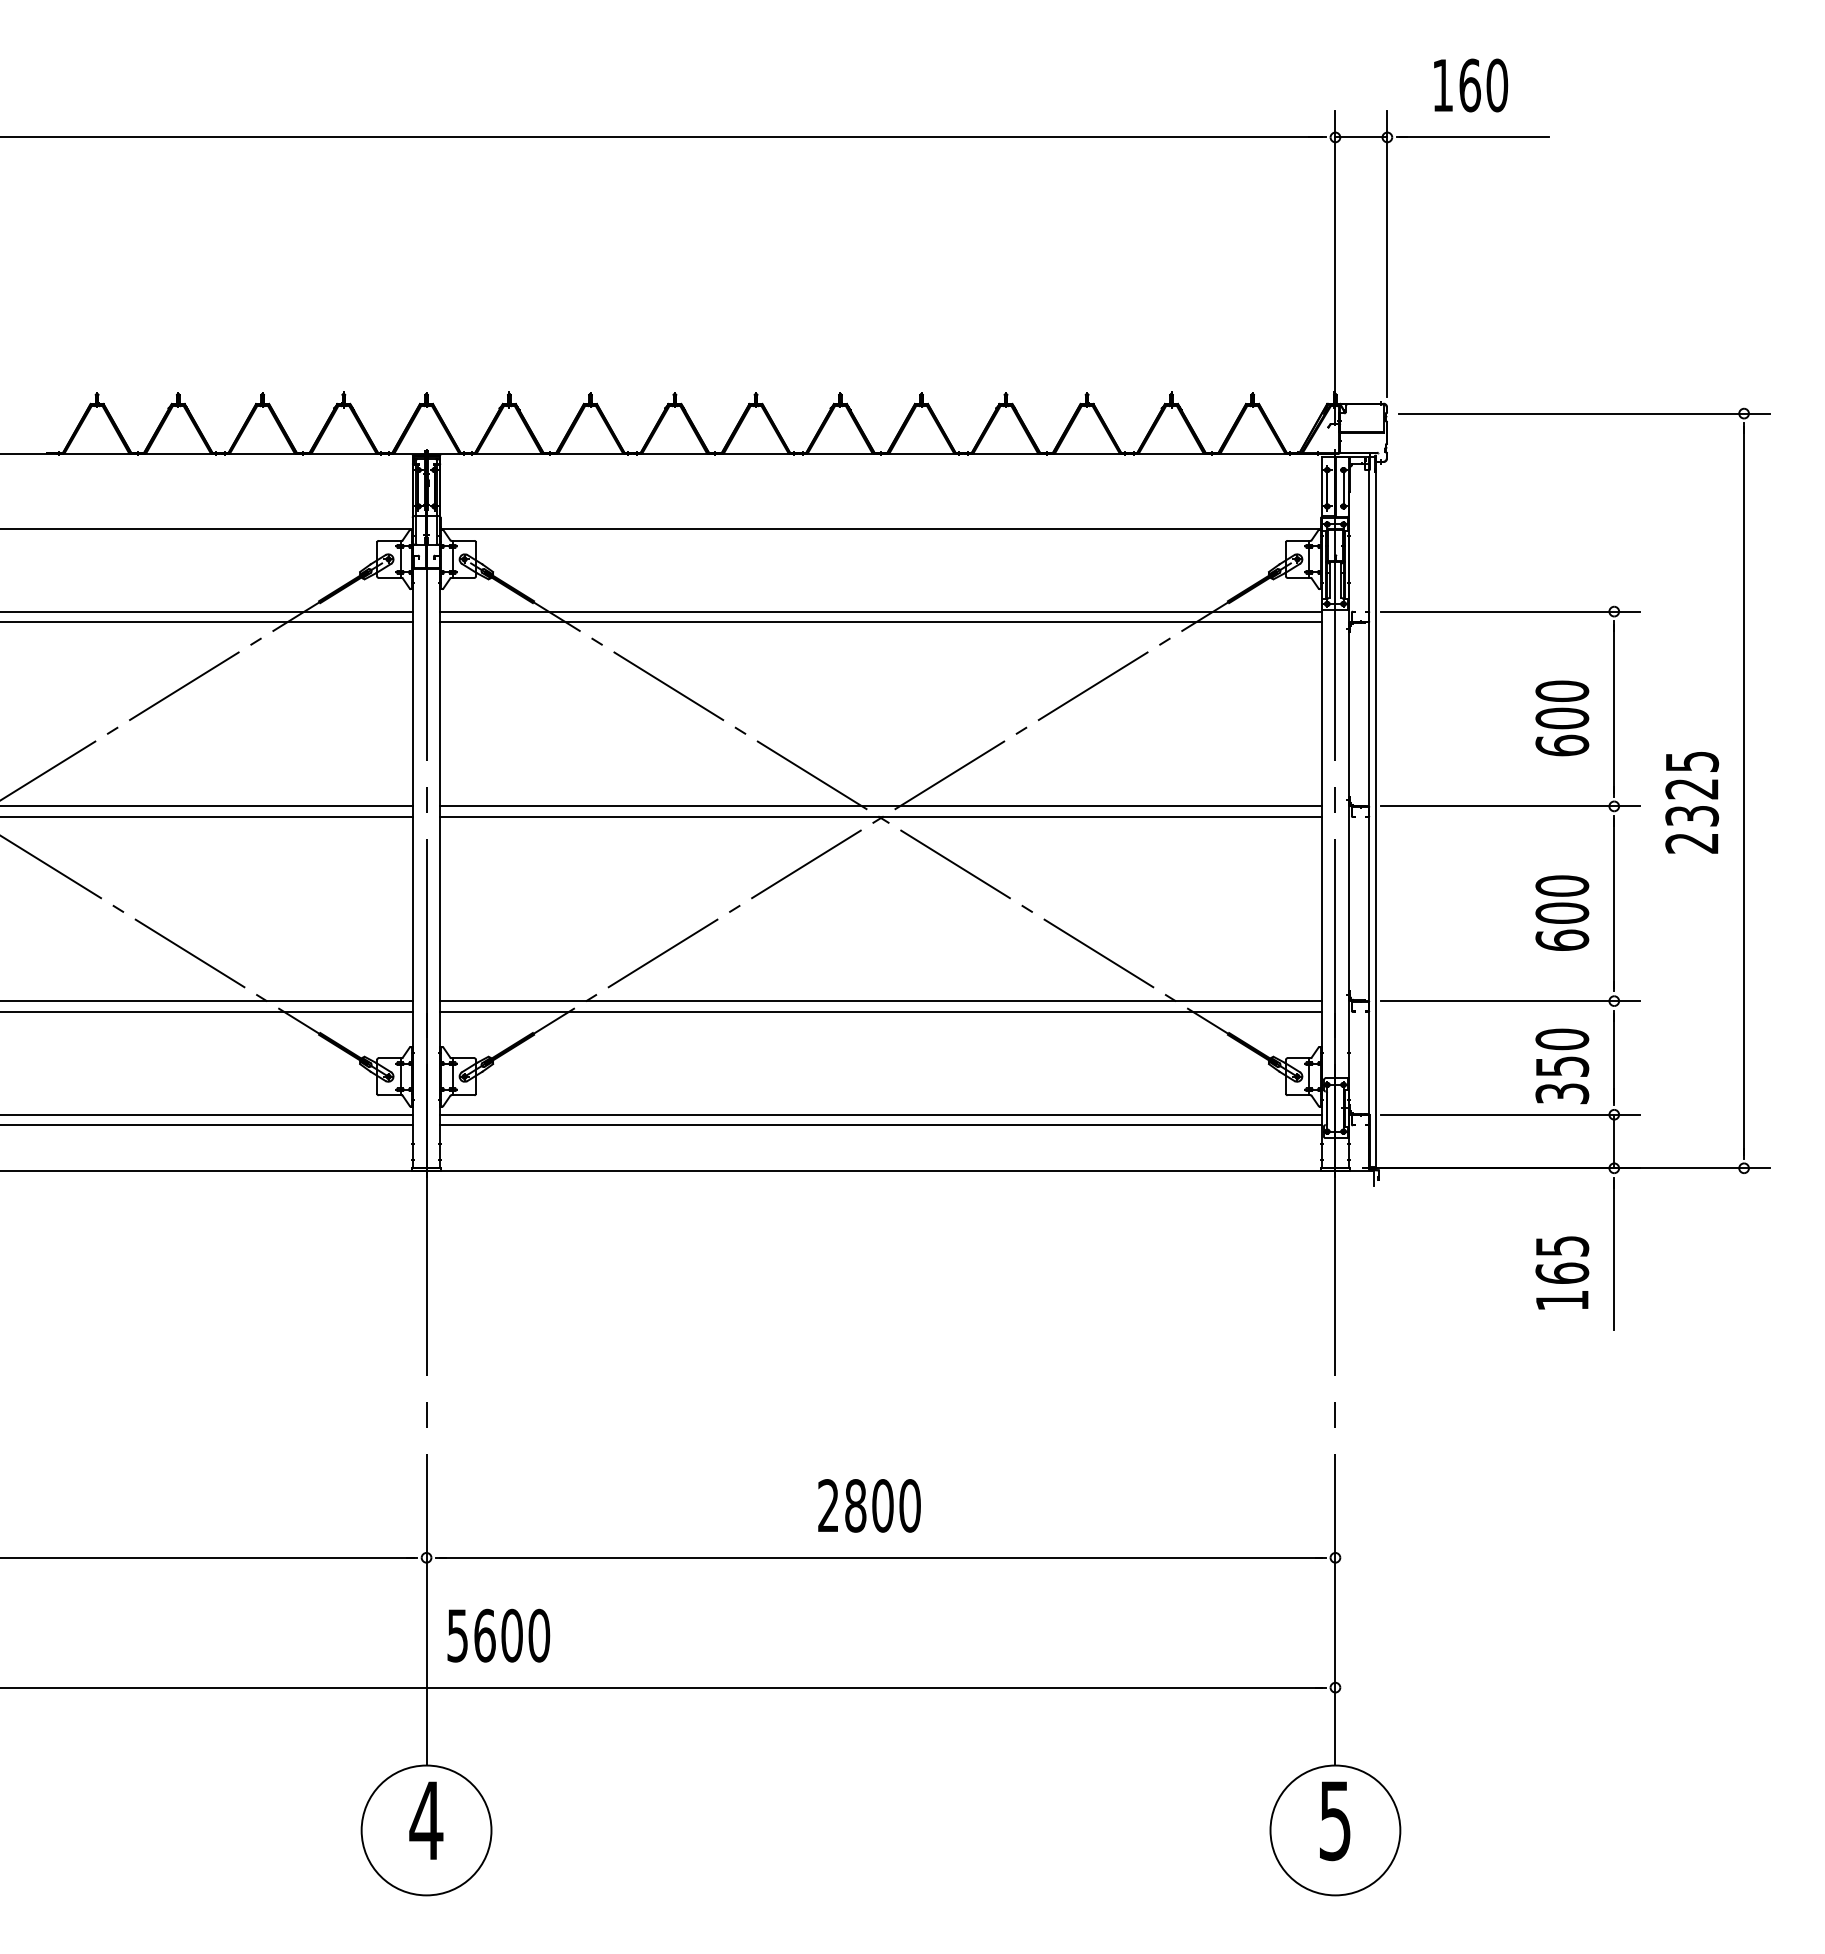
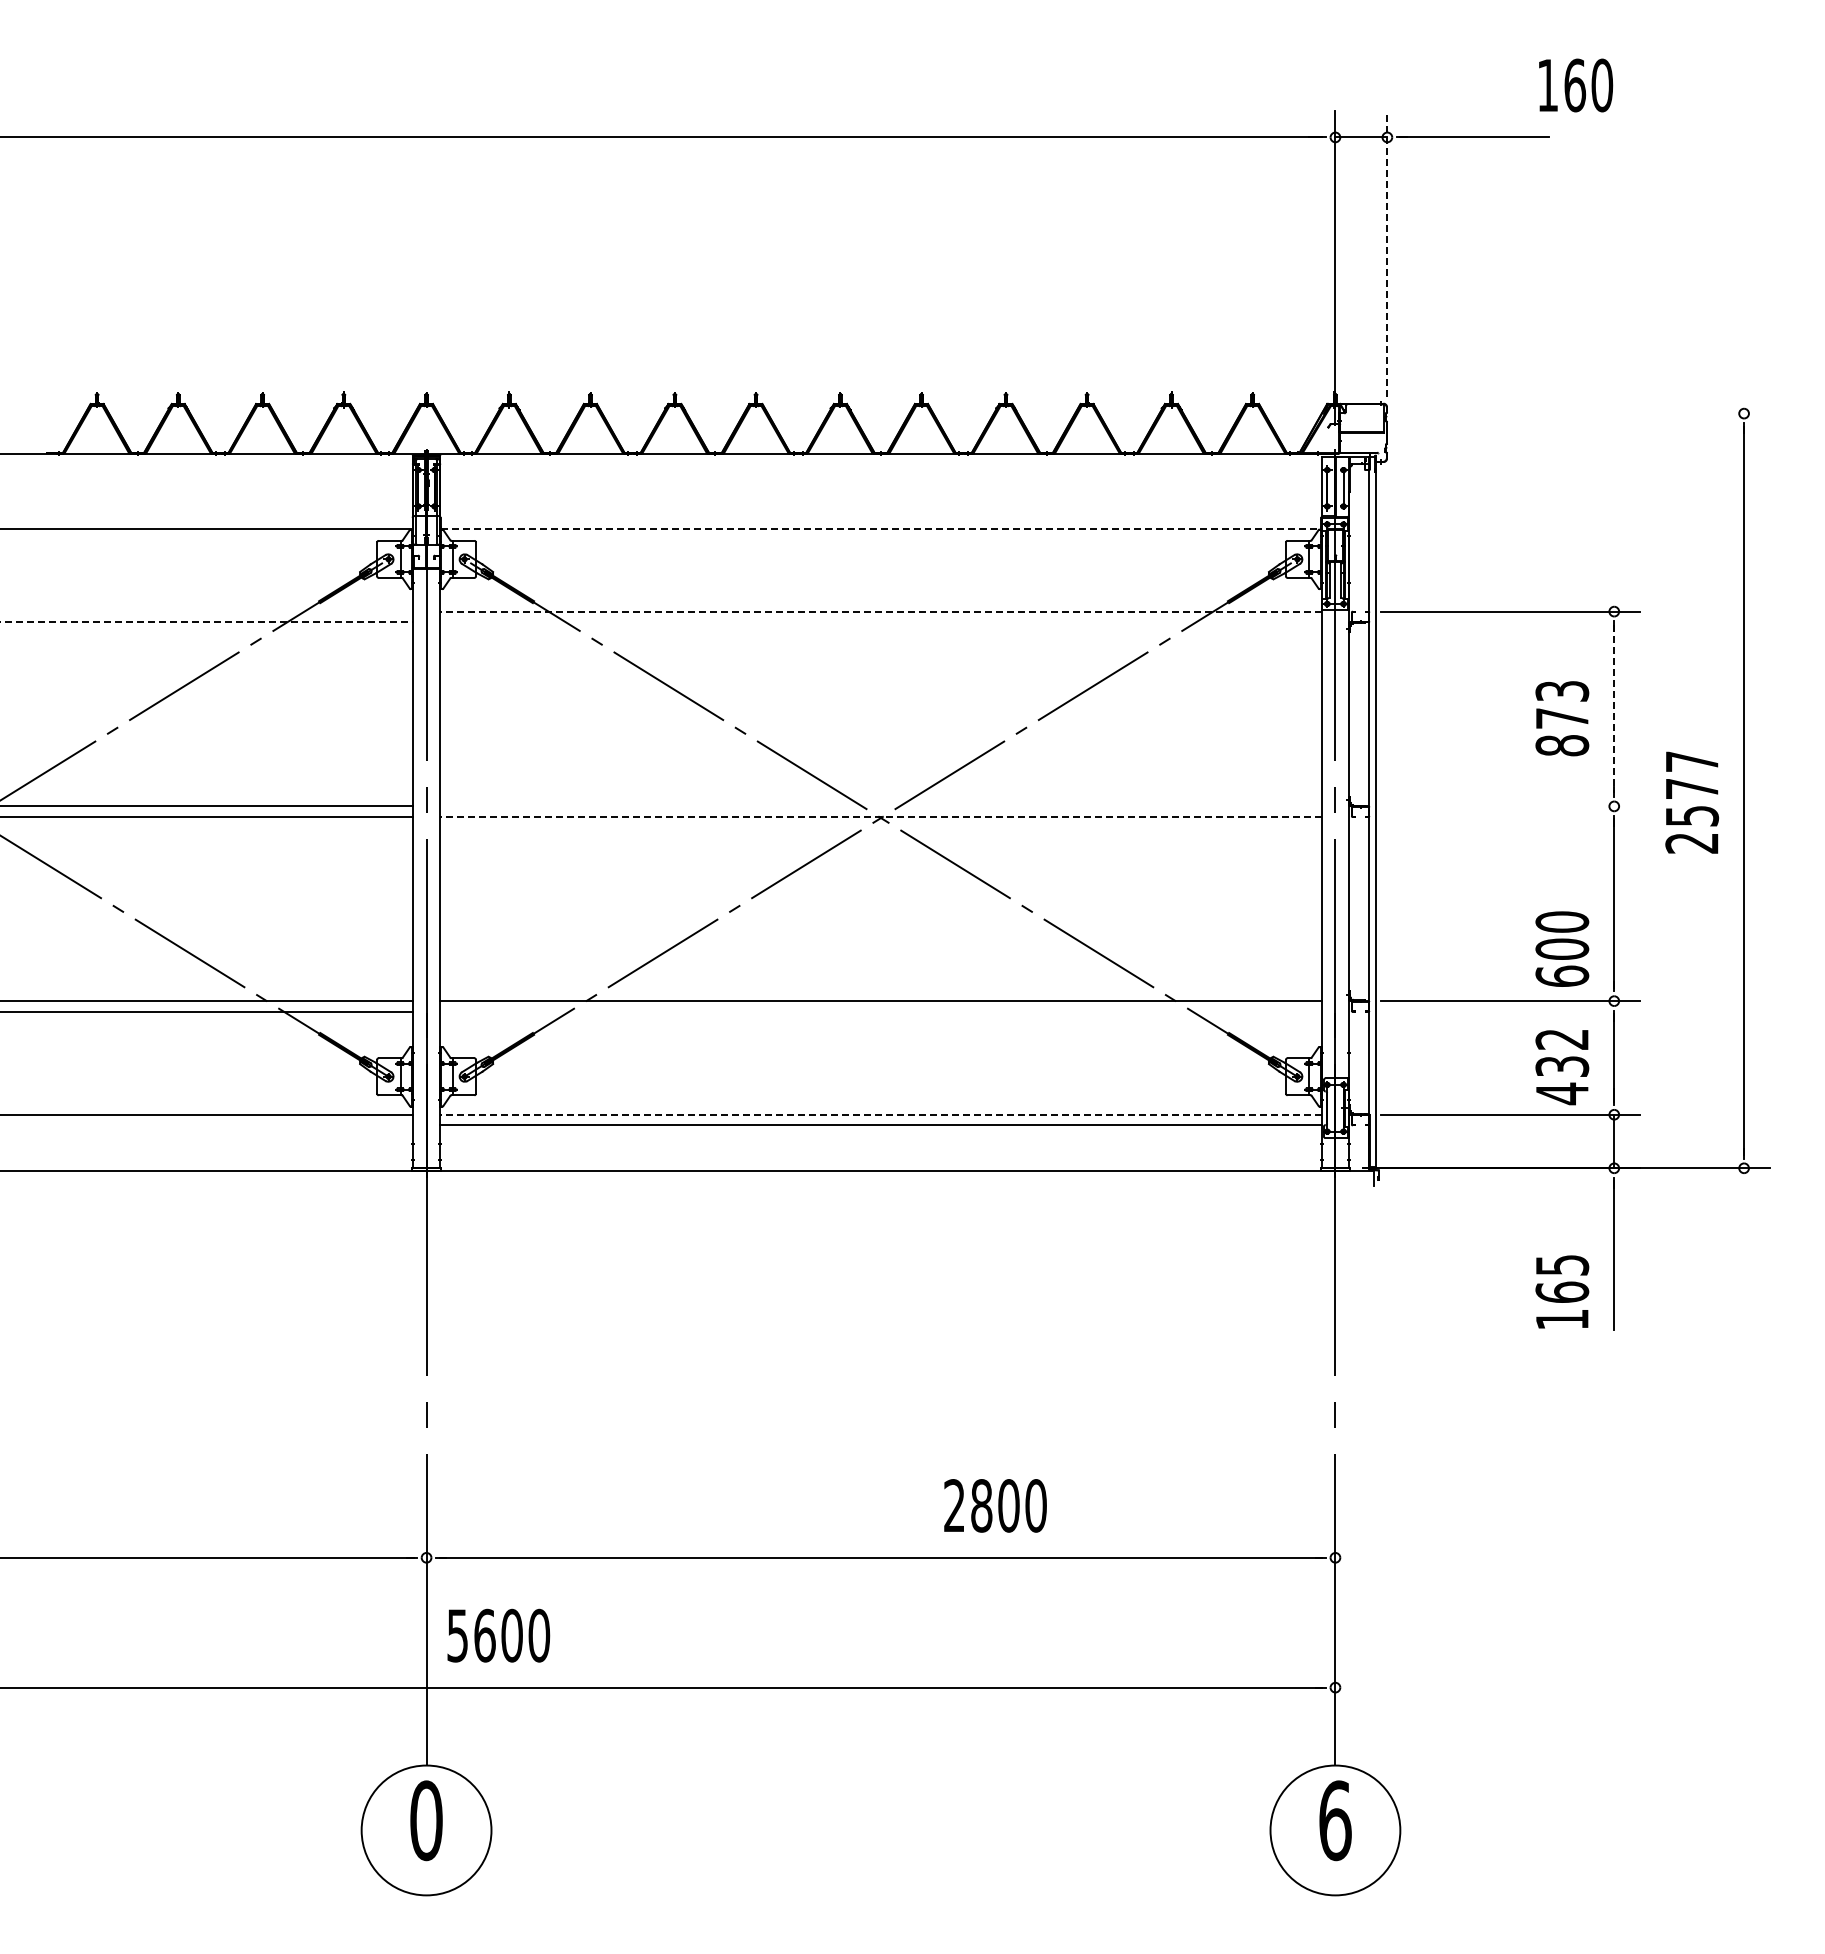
text position: (1471, 85) -> (1576, 85) (1576, 85)
line: solid -> dashed (1387, 254)
line: present -> none (1584, 413)
line: solid -> dashed (881, 528)
line: present -> none (207, 611)
line: solid -> dashed (881, 611)
line: solid -> dashed (206, 622)
line: present -> none (880, 622)
line: solid -> dashed (1614, 709)
text: 600 -> 873 (1562, 718)
text: 2325 -> 2577 (1692, 788)
line: present -> none (880, 806)
line: present -> none (1510, 806)
line: solid -> dashed (881, 817)
text position: (1562, 912) -> (1562, 948) (1562, 948)
line: present -> none (880, 1011)
text: 350 -> 432 (1562, 1066)
line: solid -> dashed (881, 1114)
line: present -> none (207, 1125)
text position: (1562, 1272) -> (1562, 1291) (1562, 1291)
text position: (869, 1505) -> (995, 1505) (995, 1505)
text: 4 -> 0 (426, 1820)
text: 5 -> 6 (1335, 1820)
